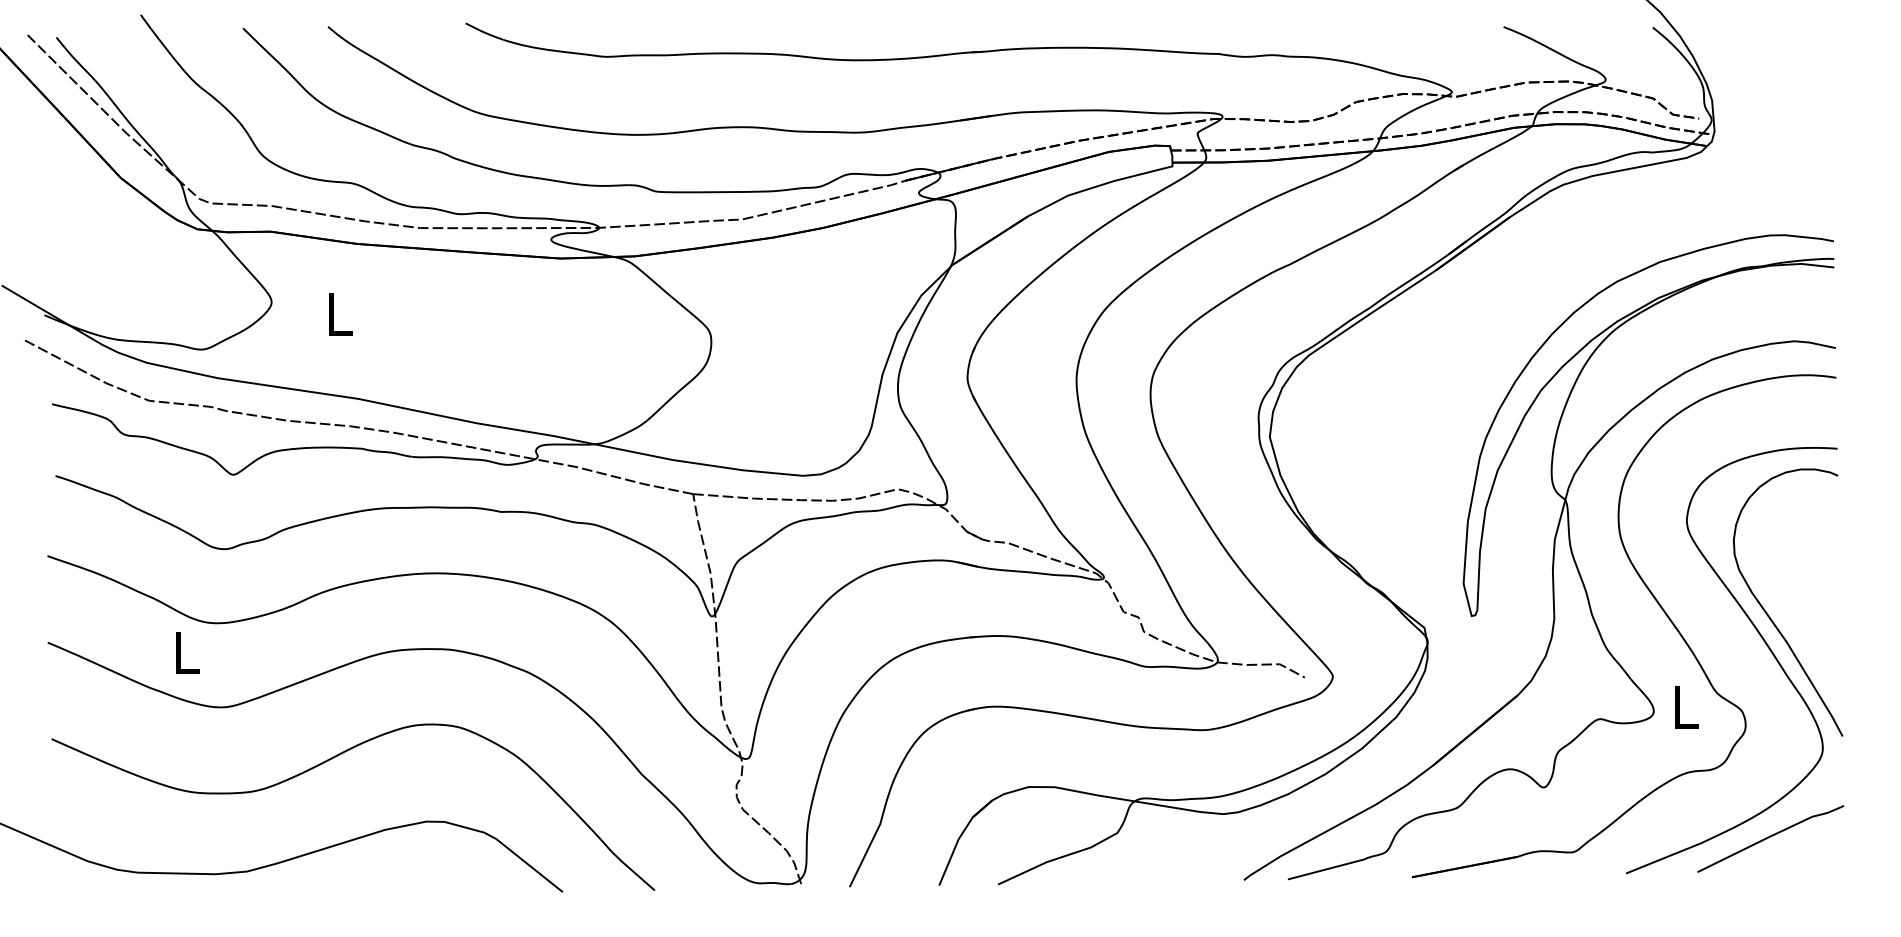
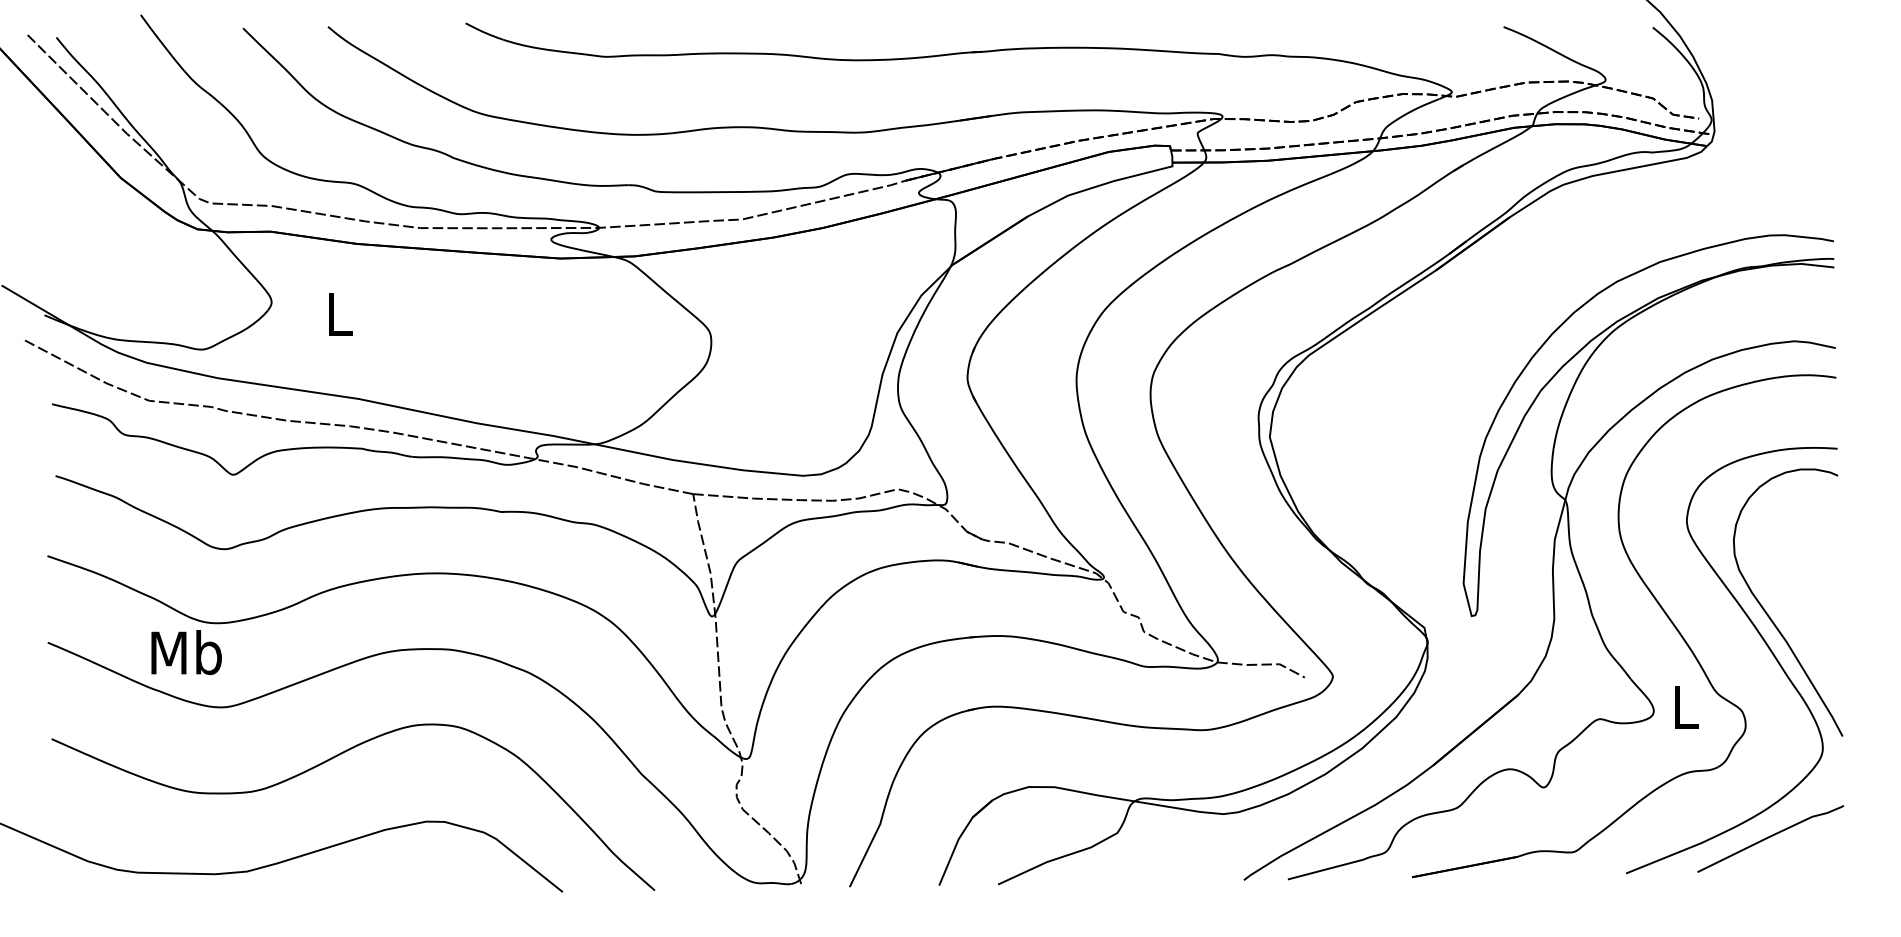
text: L -> Mb (186, 652)
